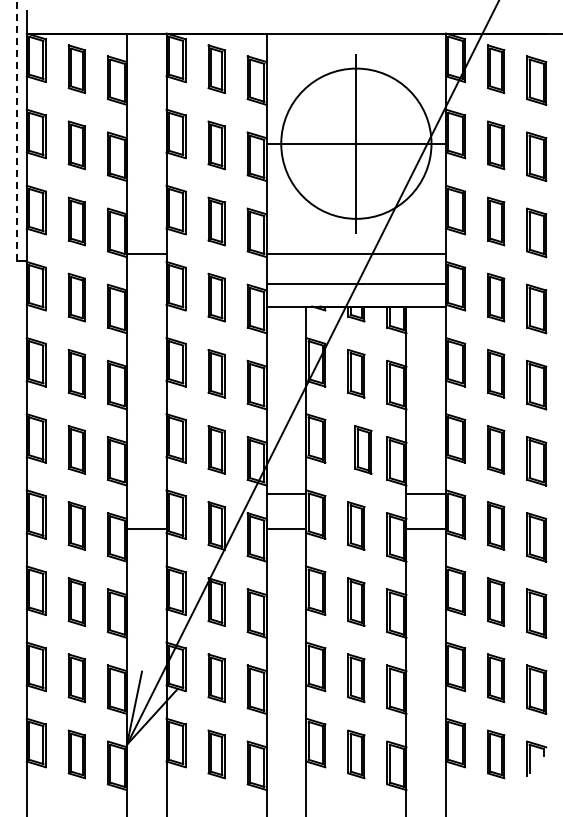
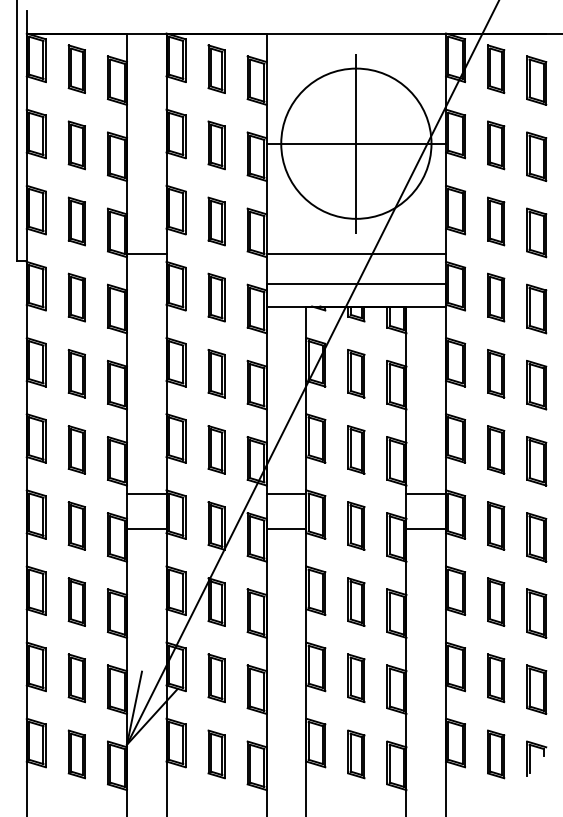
line: dashed -> solid (16, 130)
part position: (363, 449) -> (356, 449) (356, 449)
line: none -> present (146, 494)
